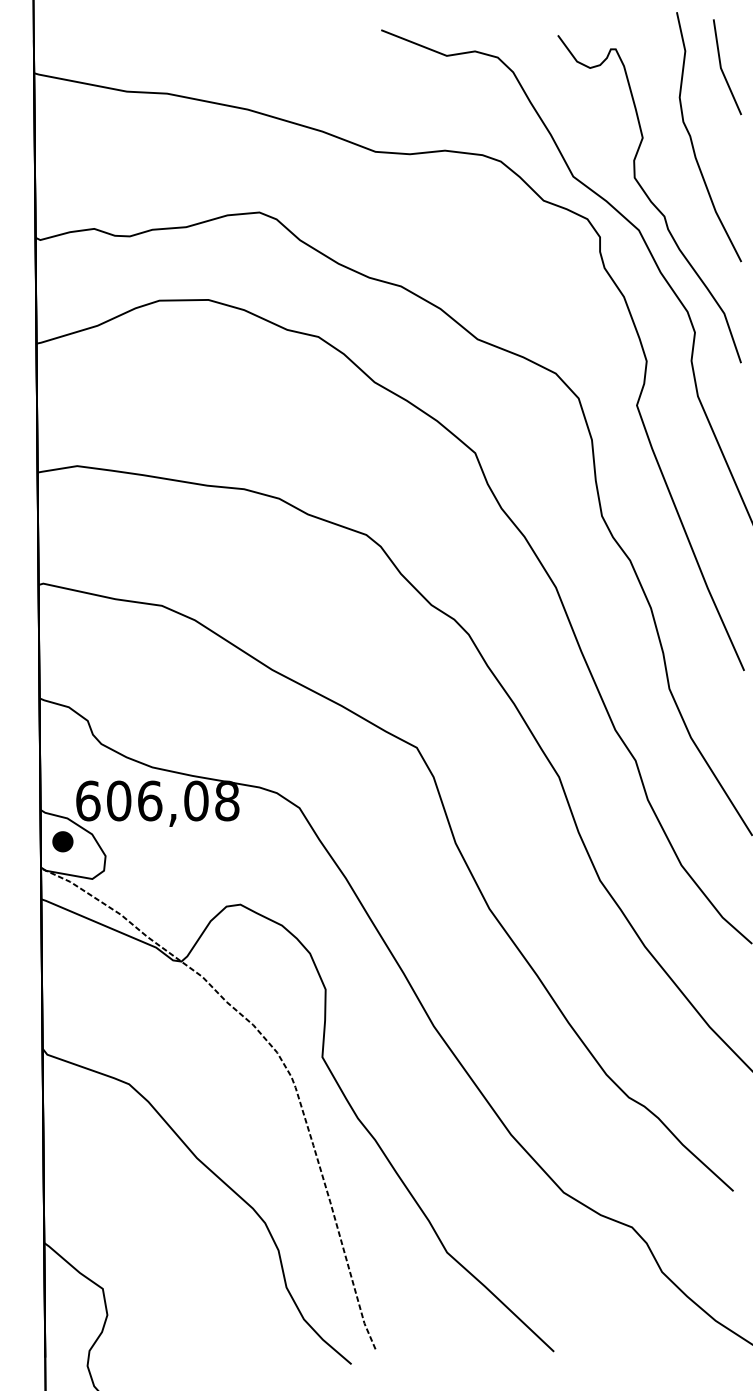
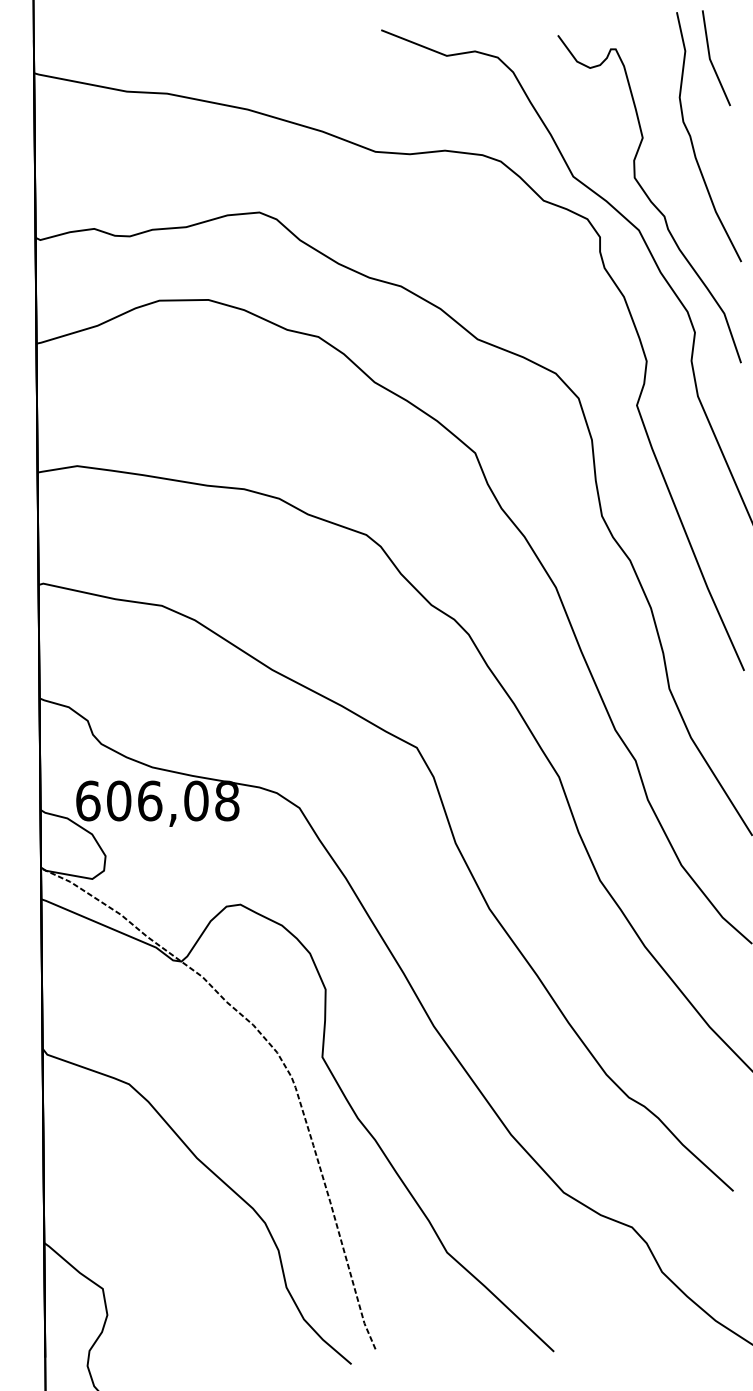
part position: (727, 67) -> (716, 58) (716, 58)
part: present -> none (62, 841)
